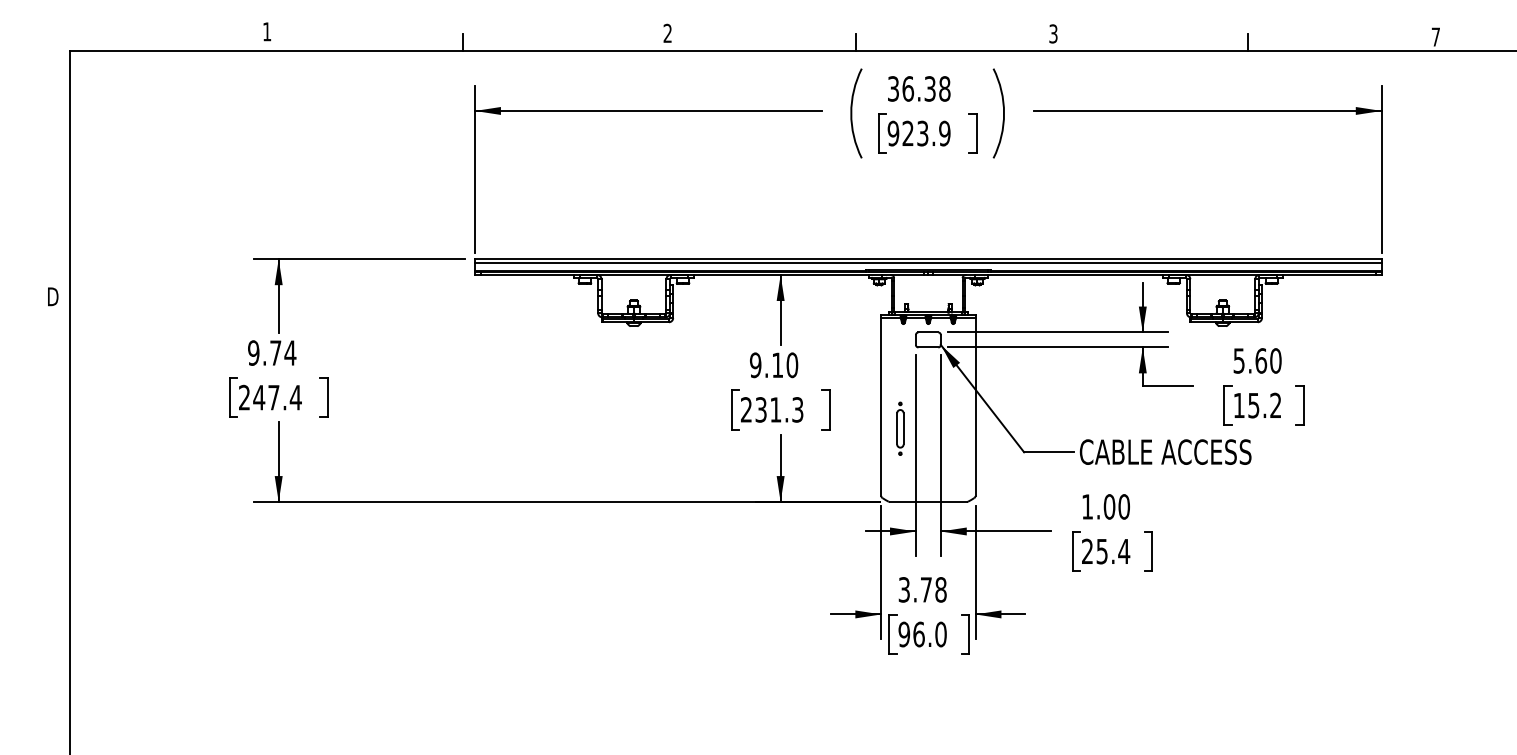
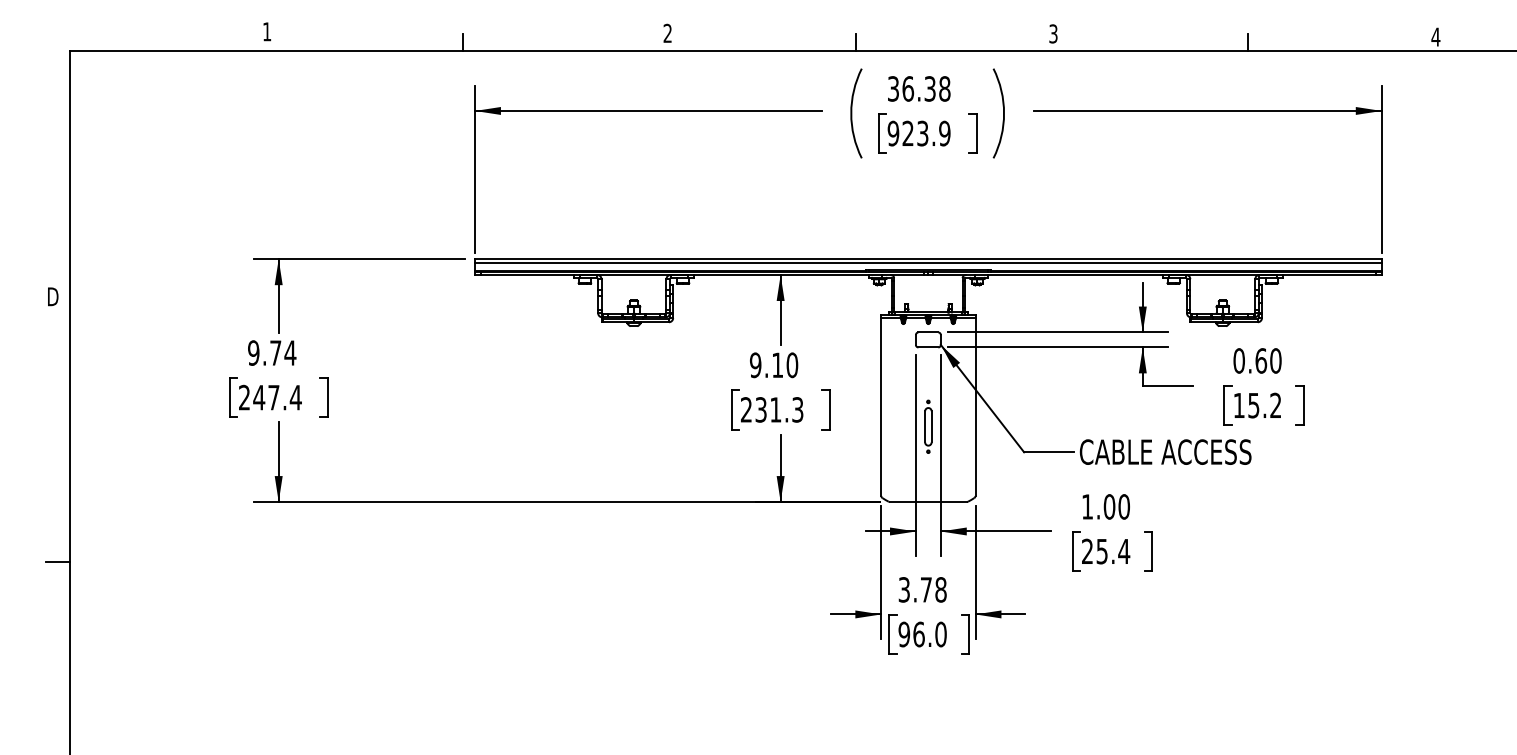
text: 7 -> 4 (1435, 36)
text: 5.60 -> 0.60 (1238, 360)
part position: (900, 428) -> (928, 426) (928, 426)
line: none -> present (57, 562)
